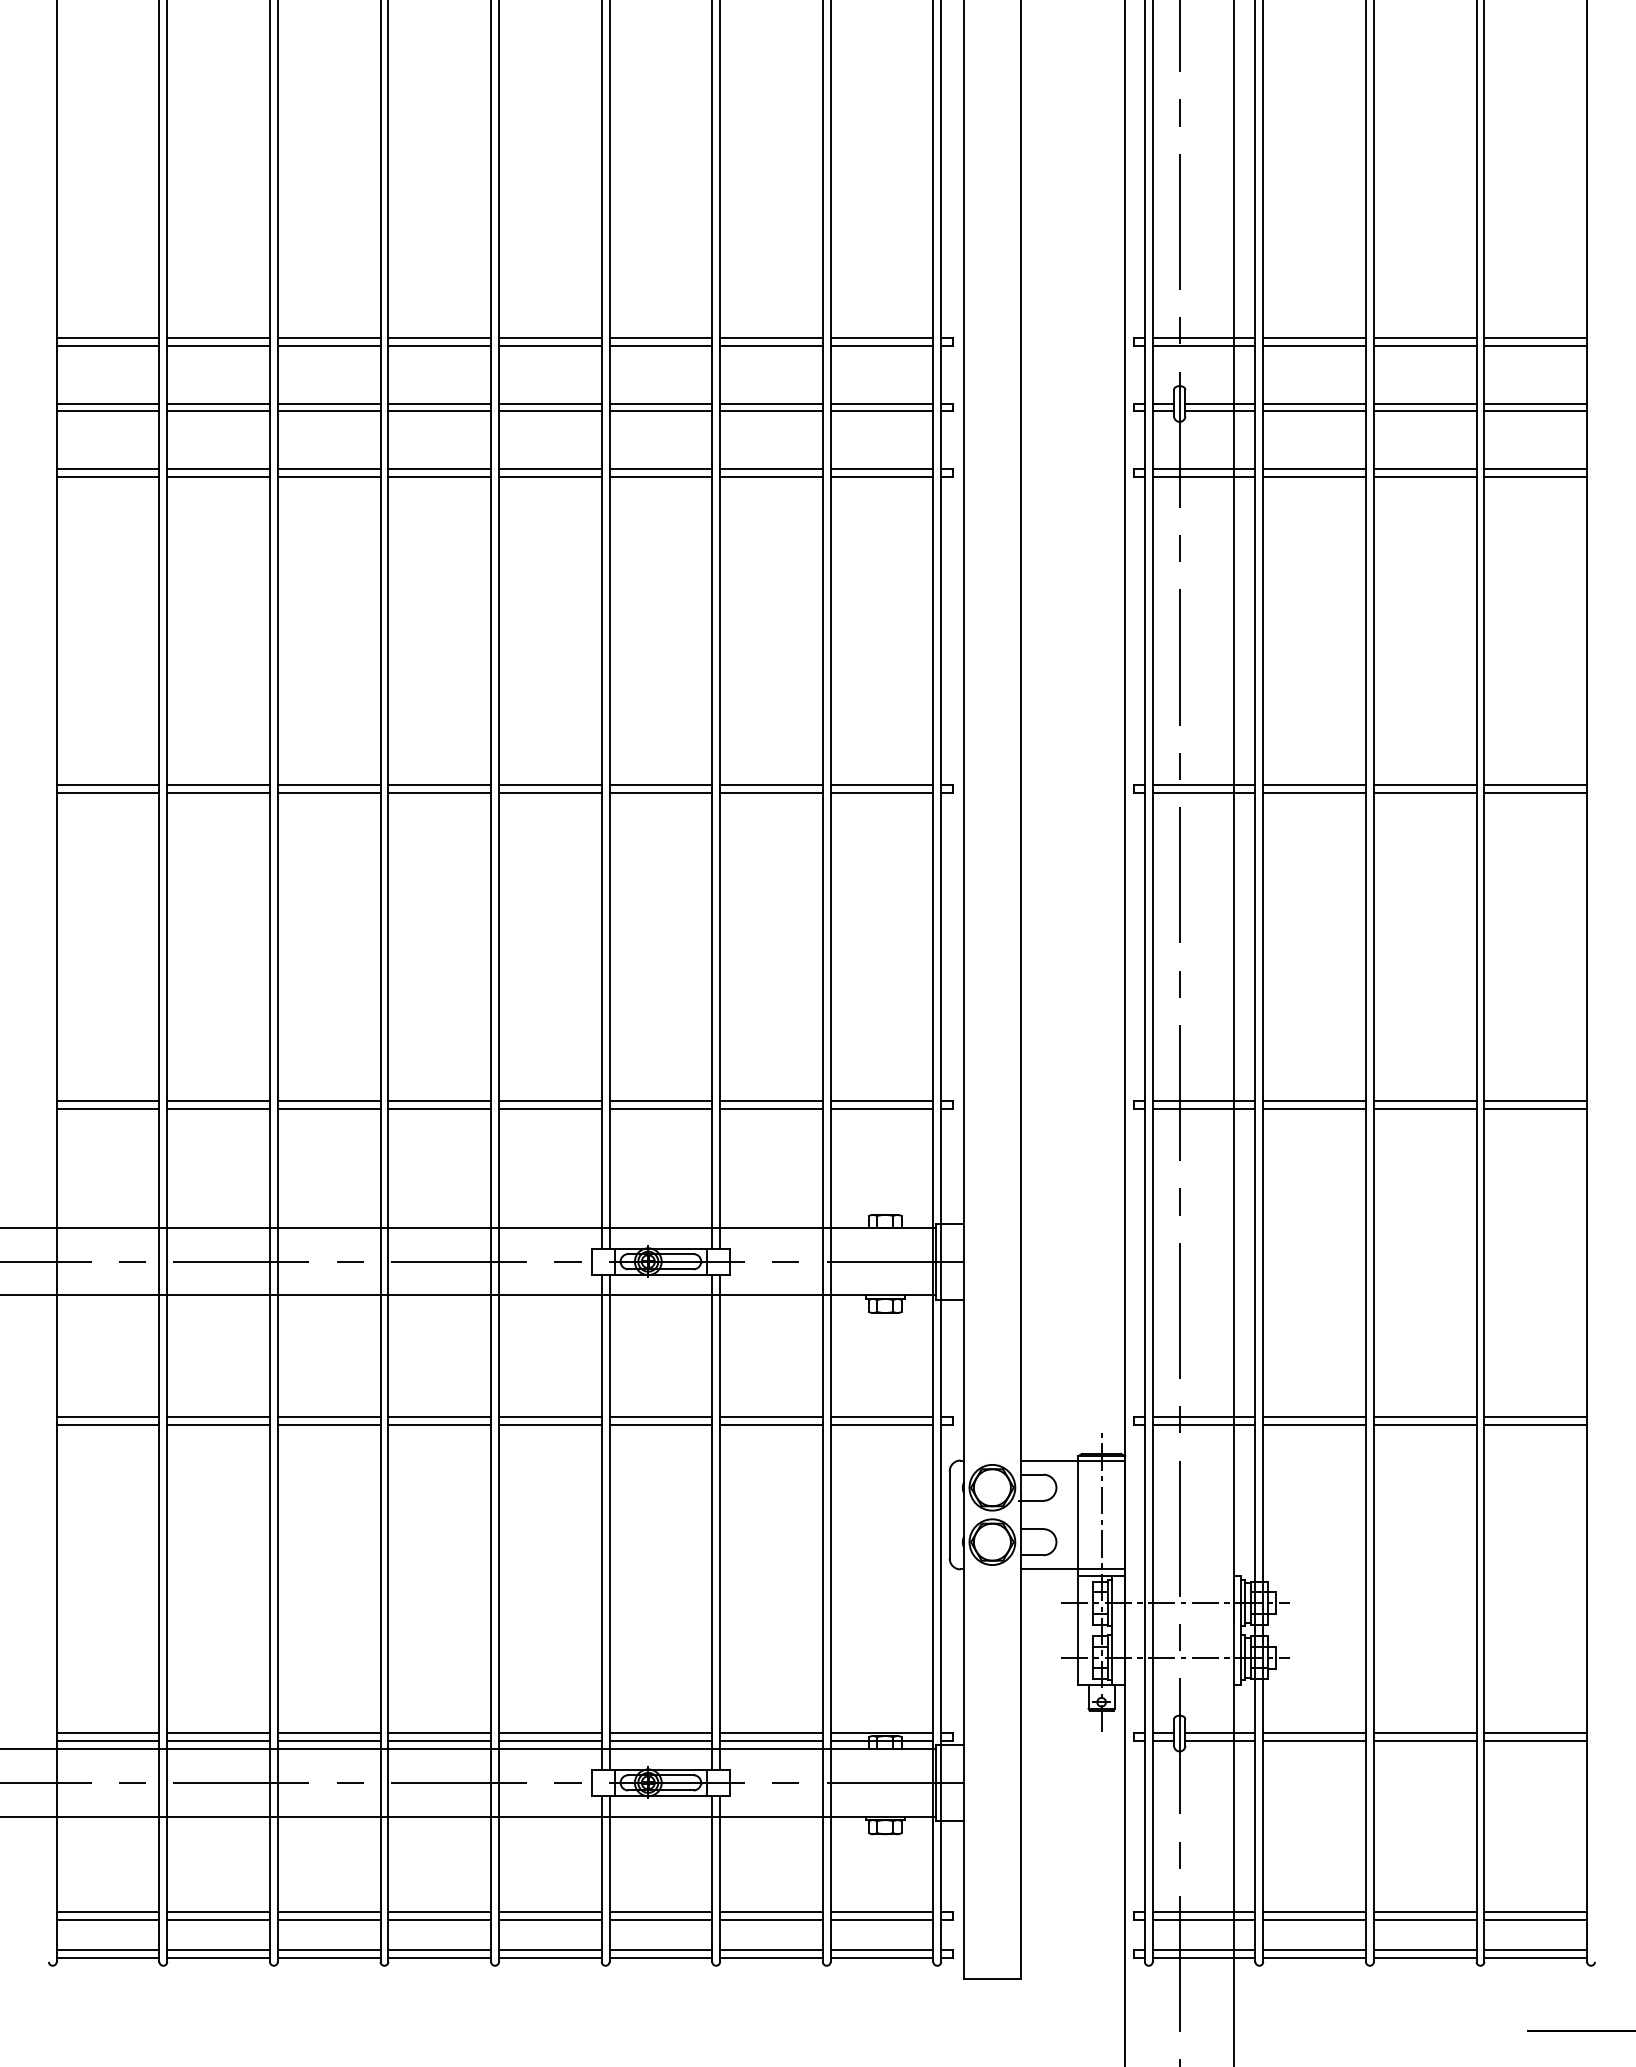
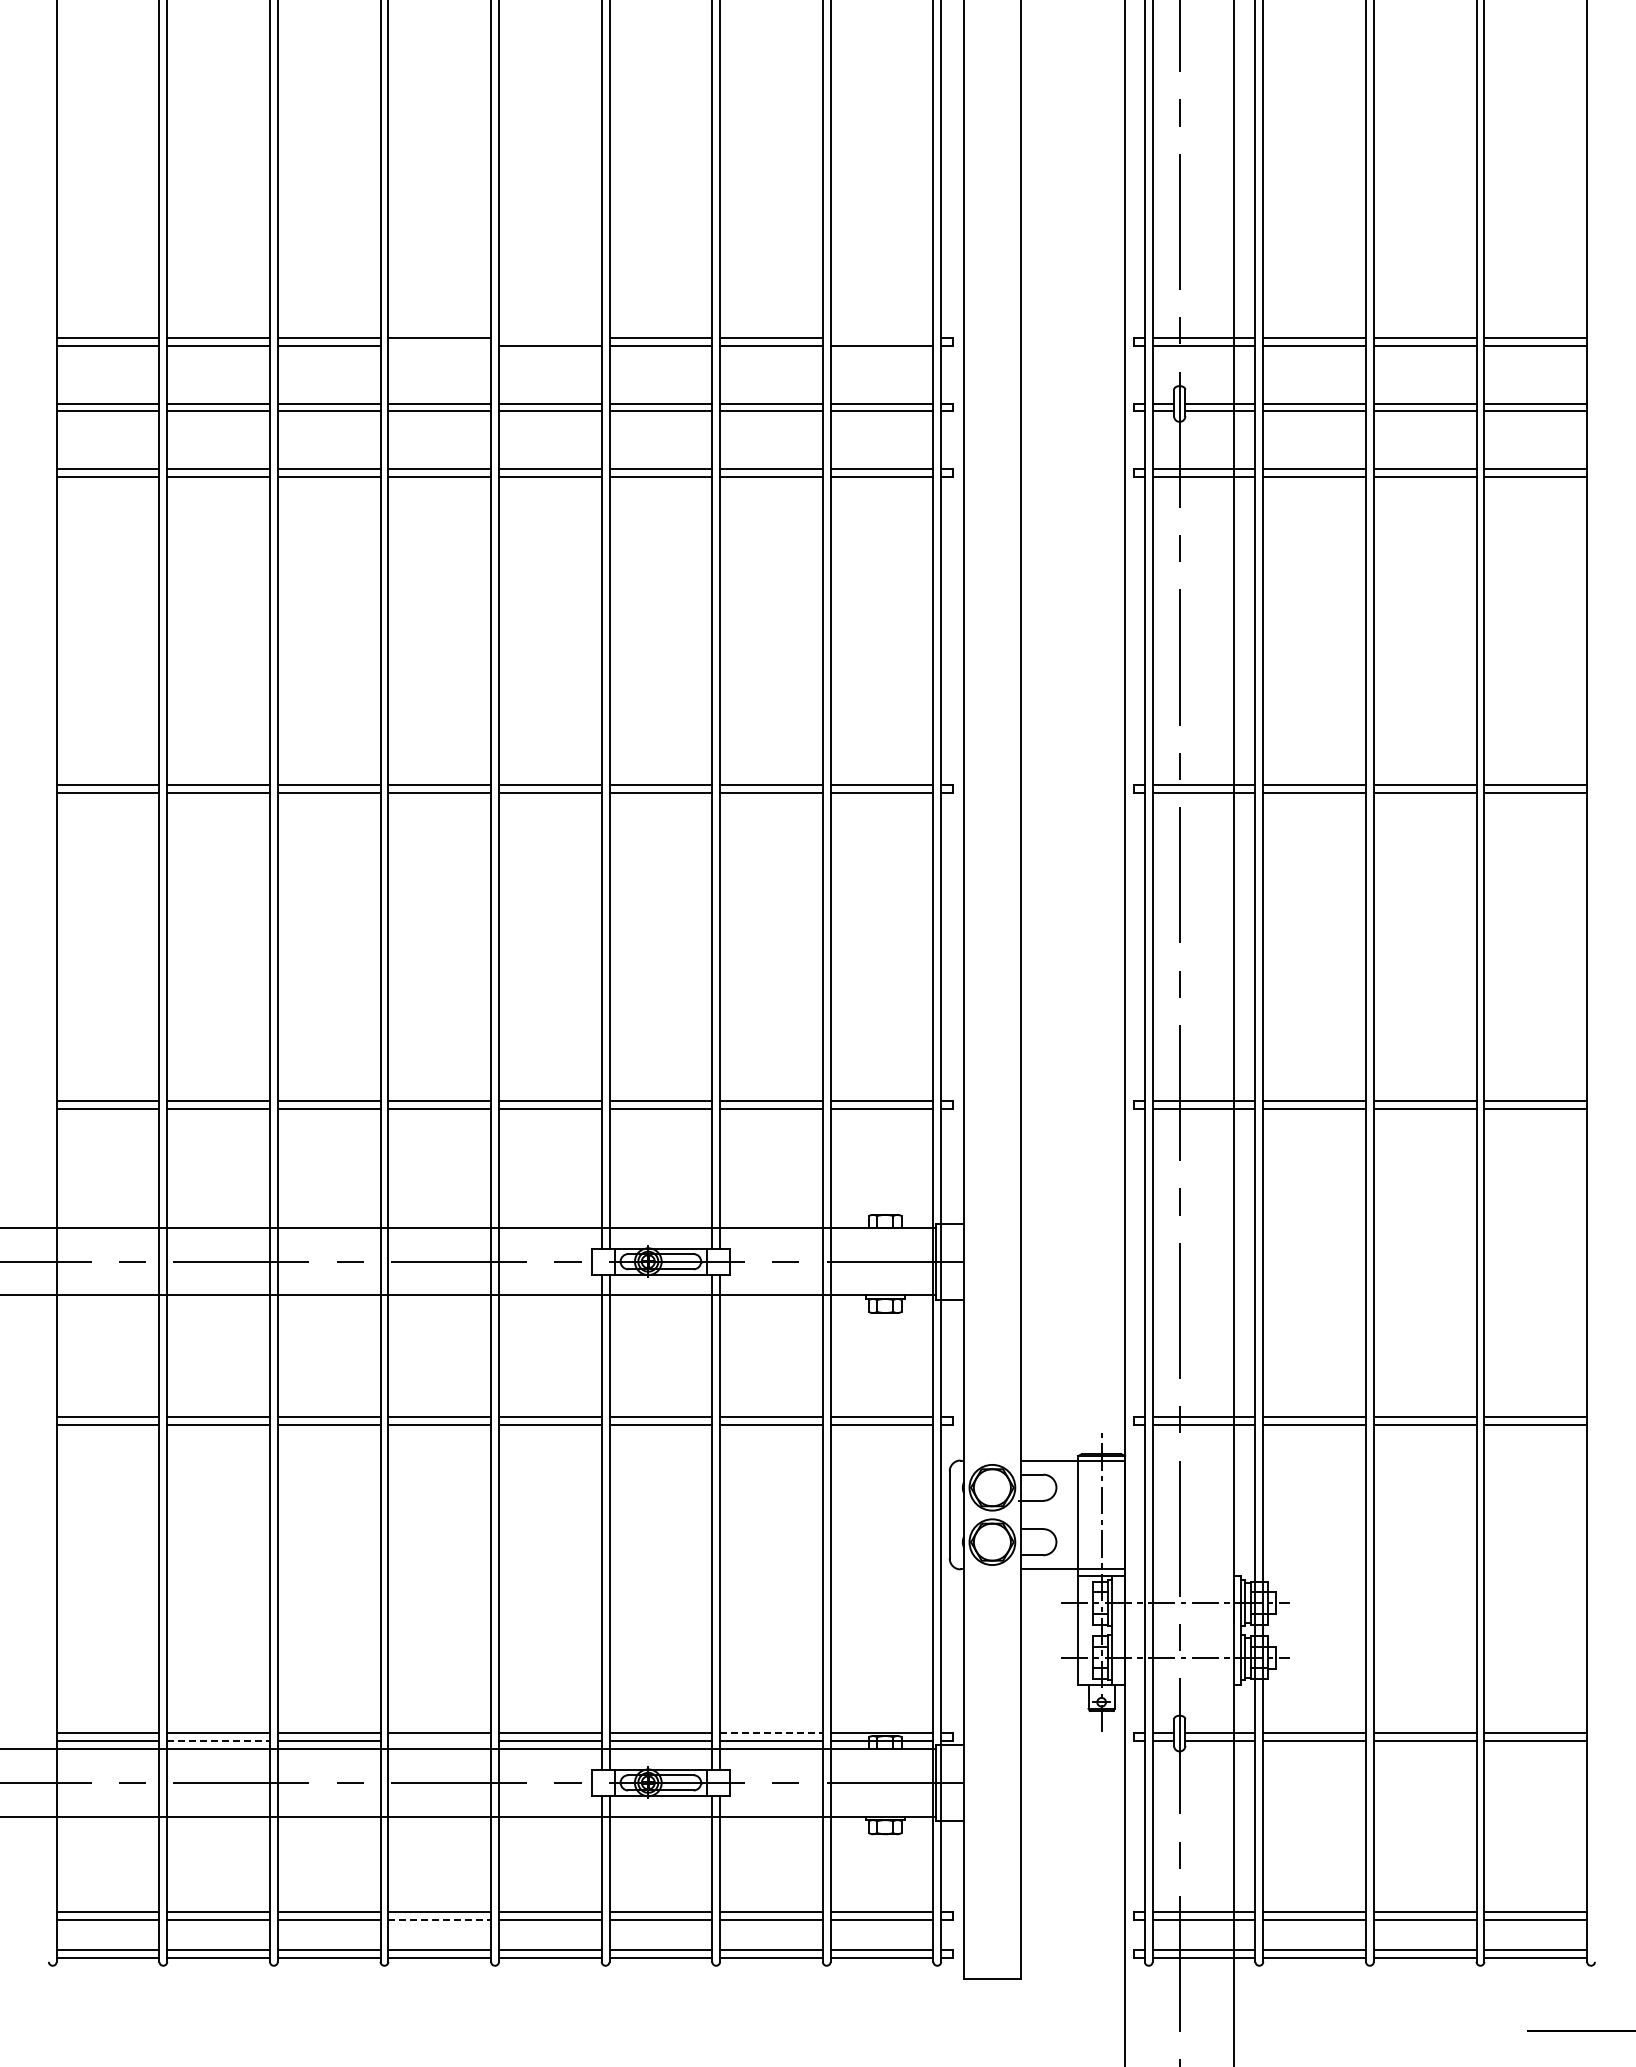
line: present -> none (549, 338)
line: present -> none (881, 338)
line: present -> none (439, 346)
line: solid -> dashed (771, 1733)
line: solid -> dashed (219, 1741)
line: present -> none (439, 1741)
line: solid -> dashed (440, 1919)
